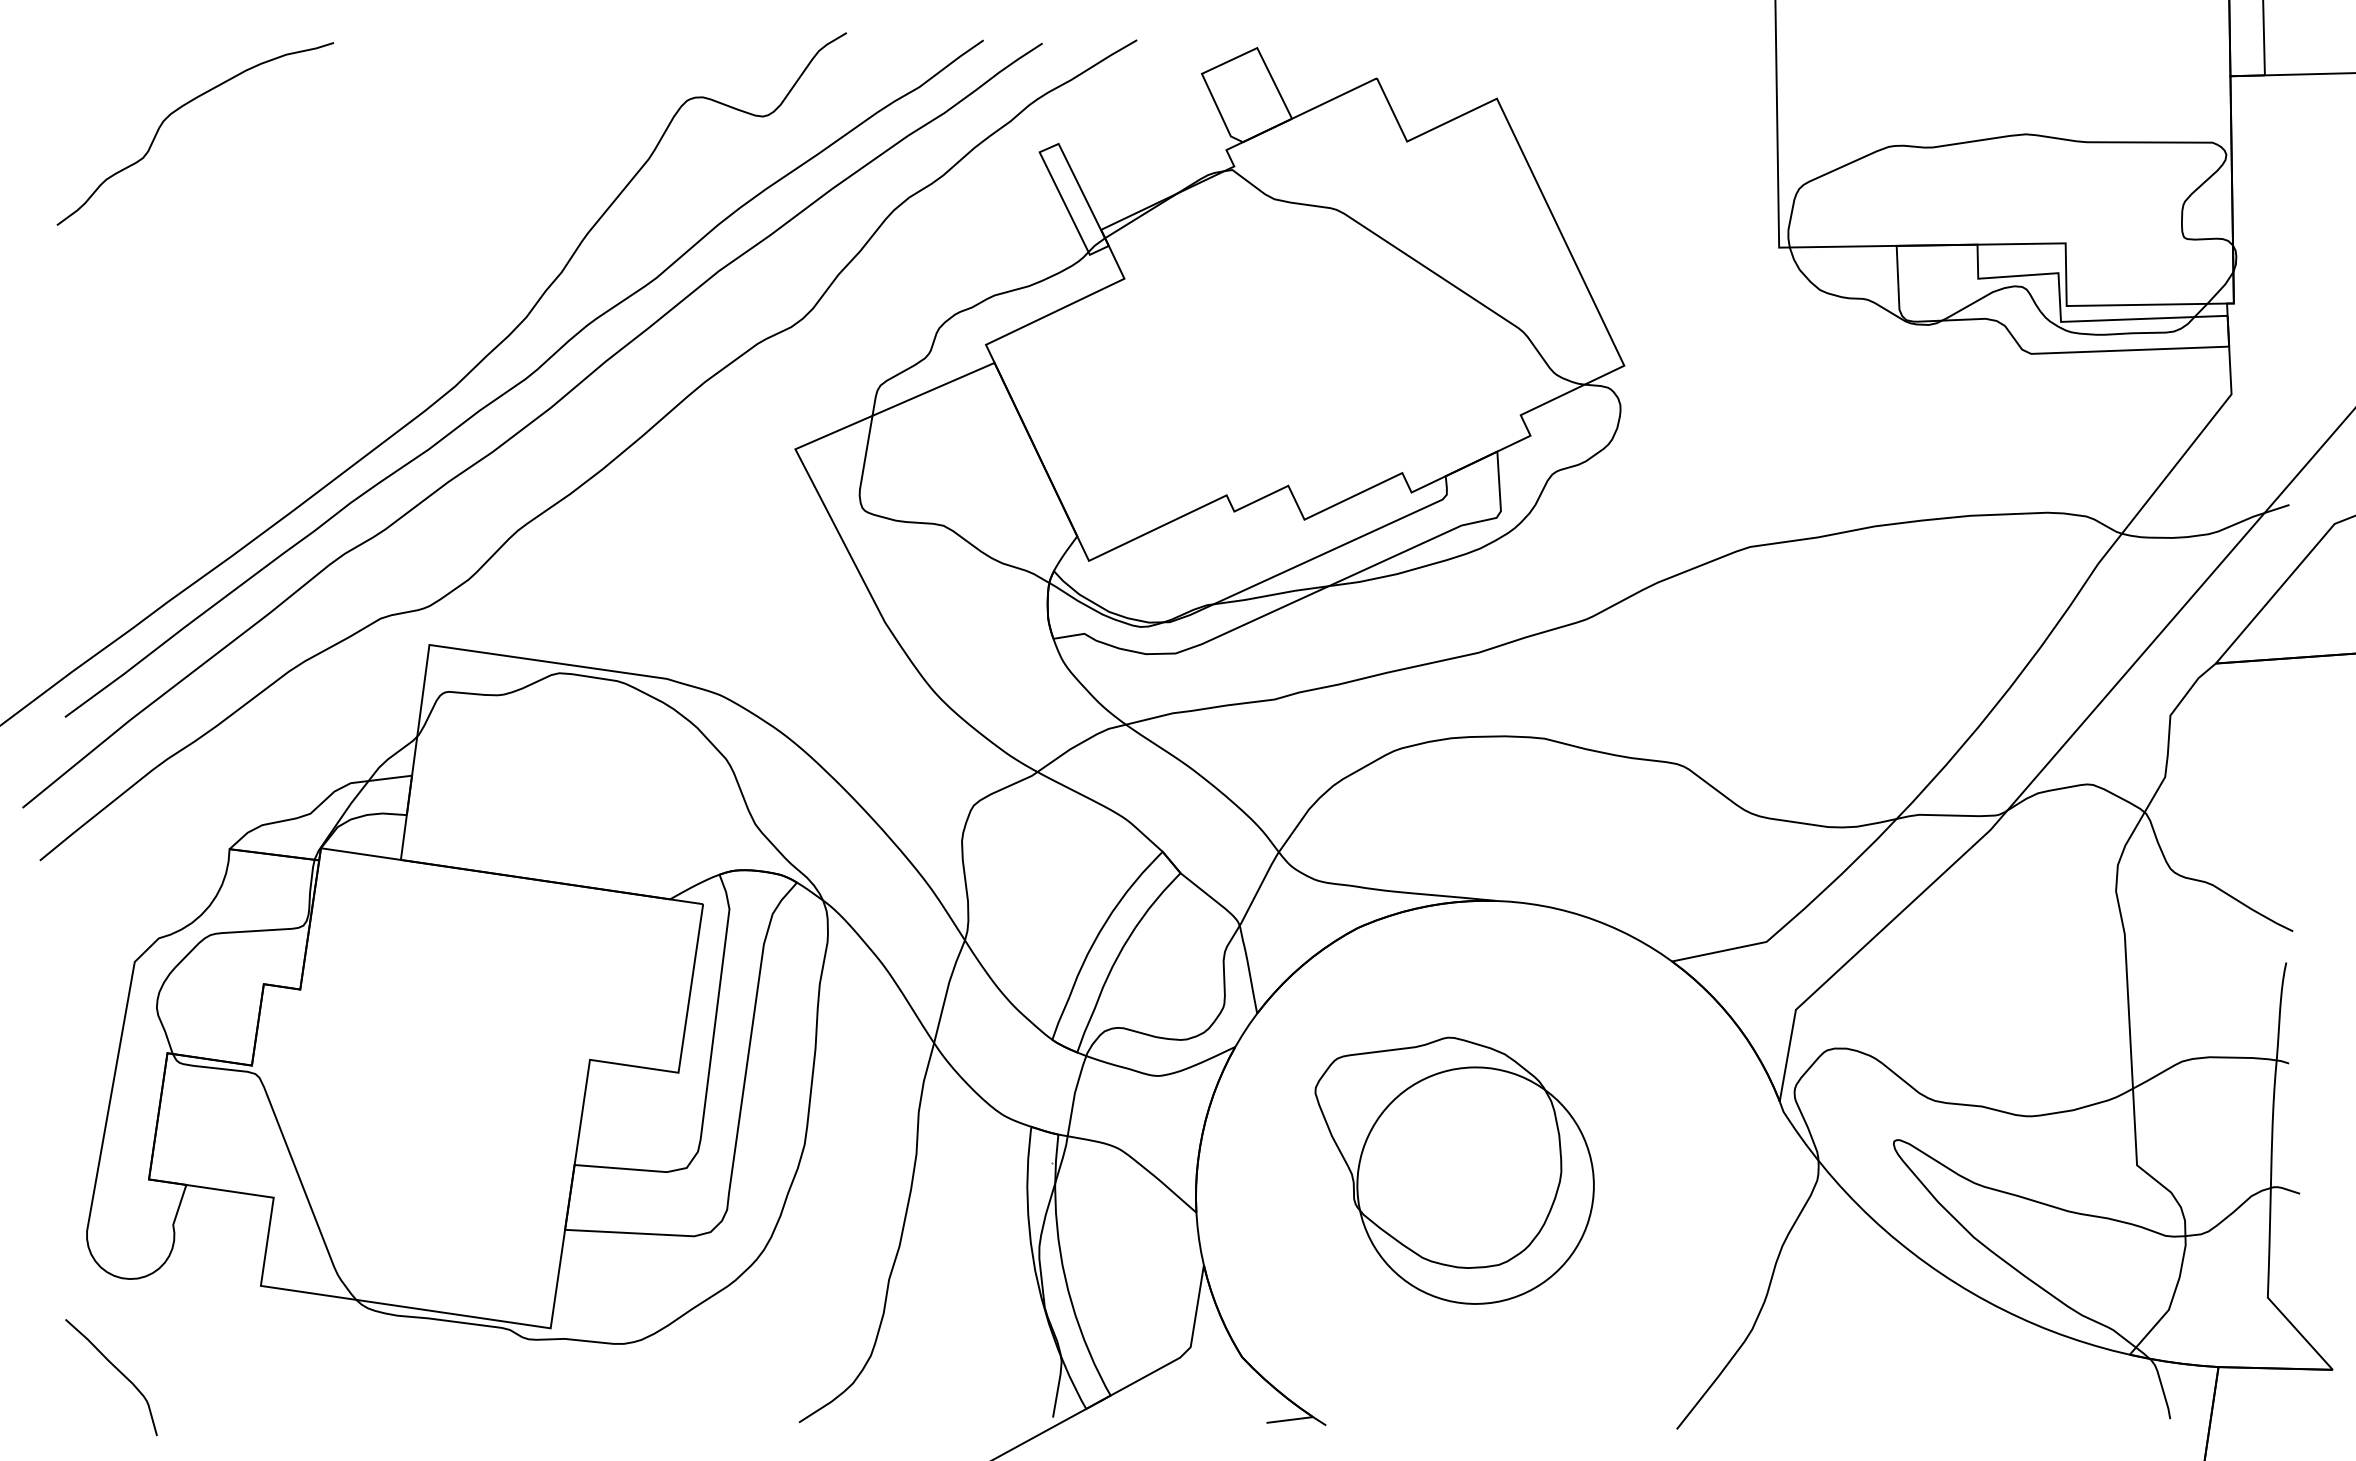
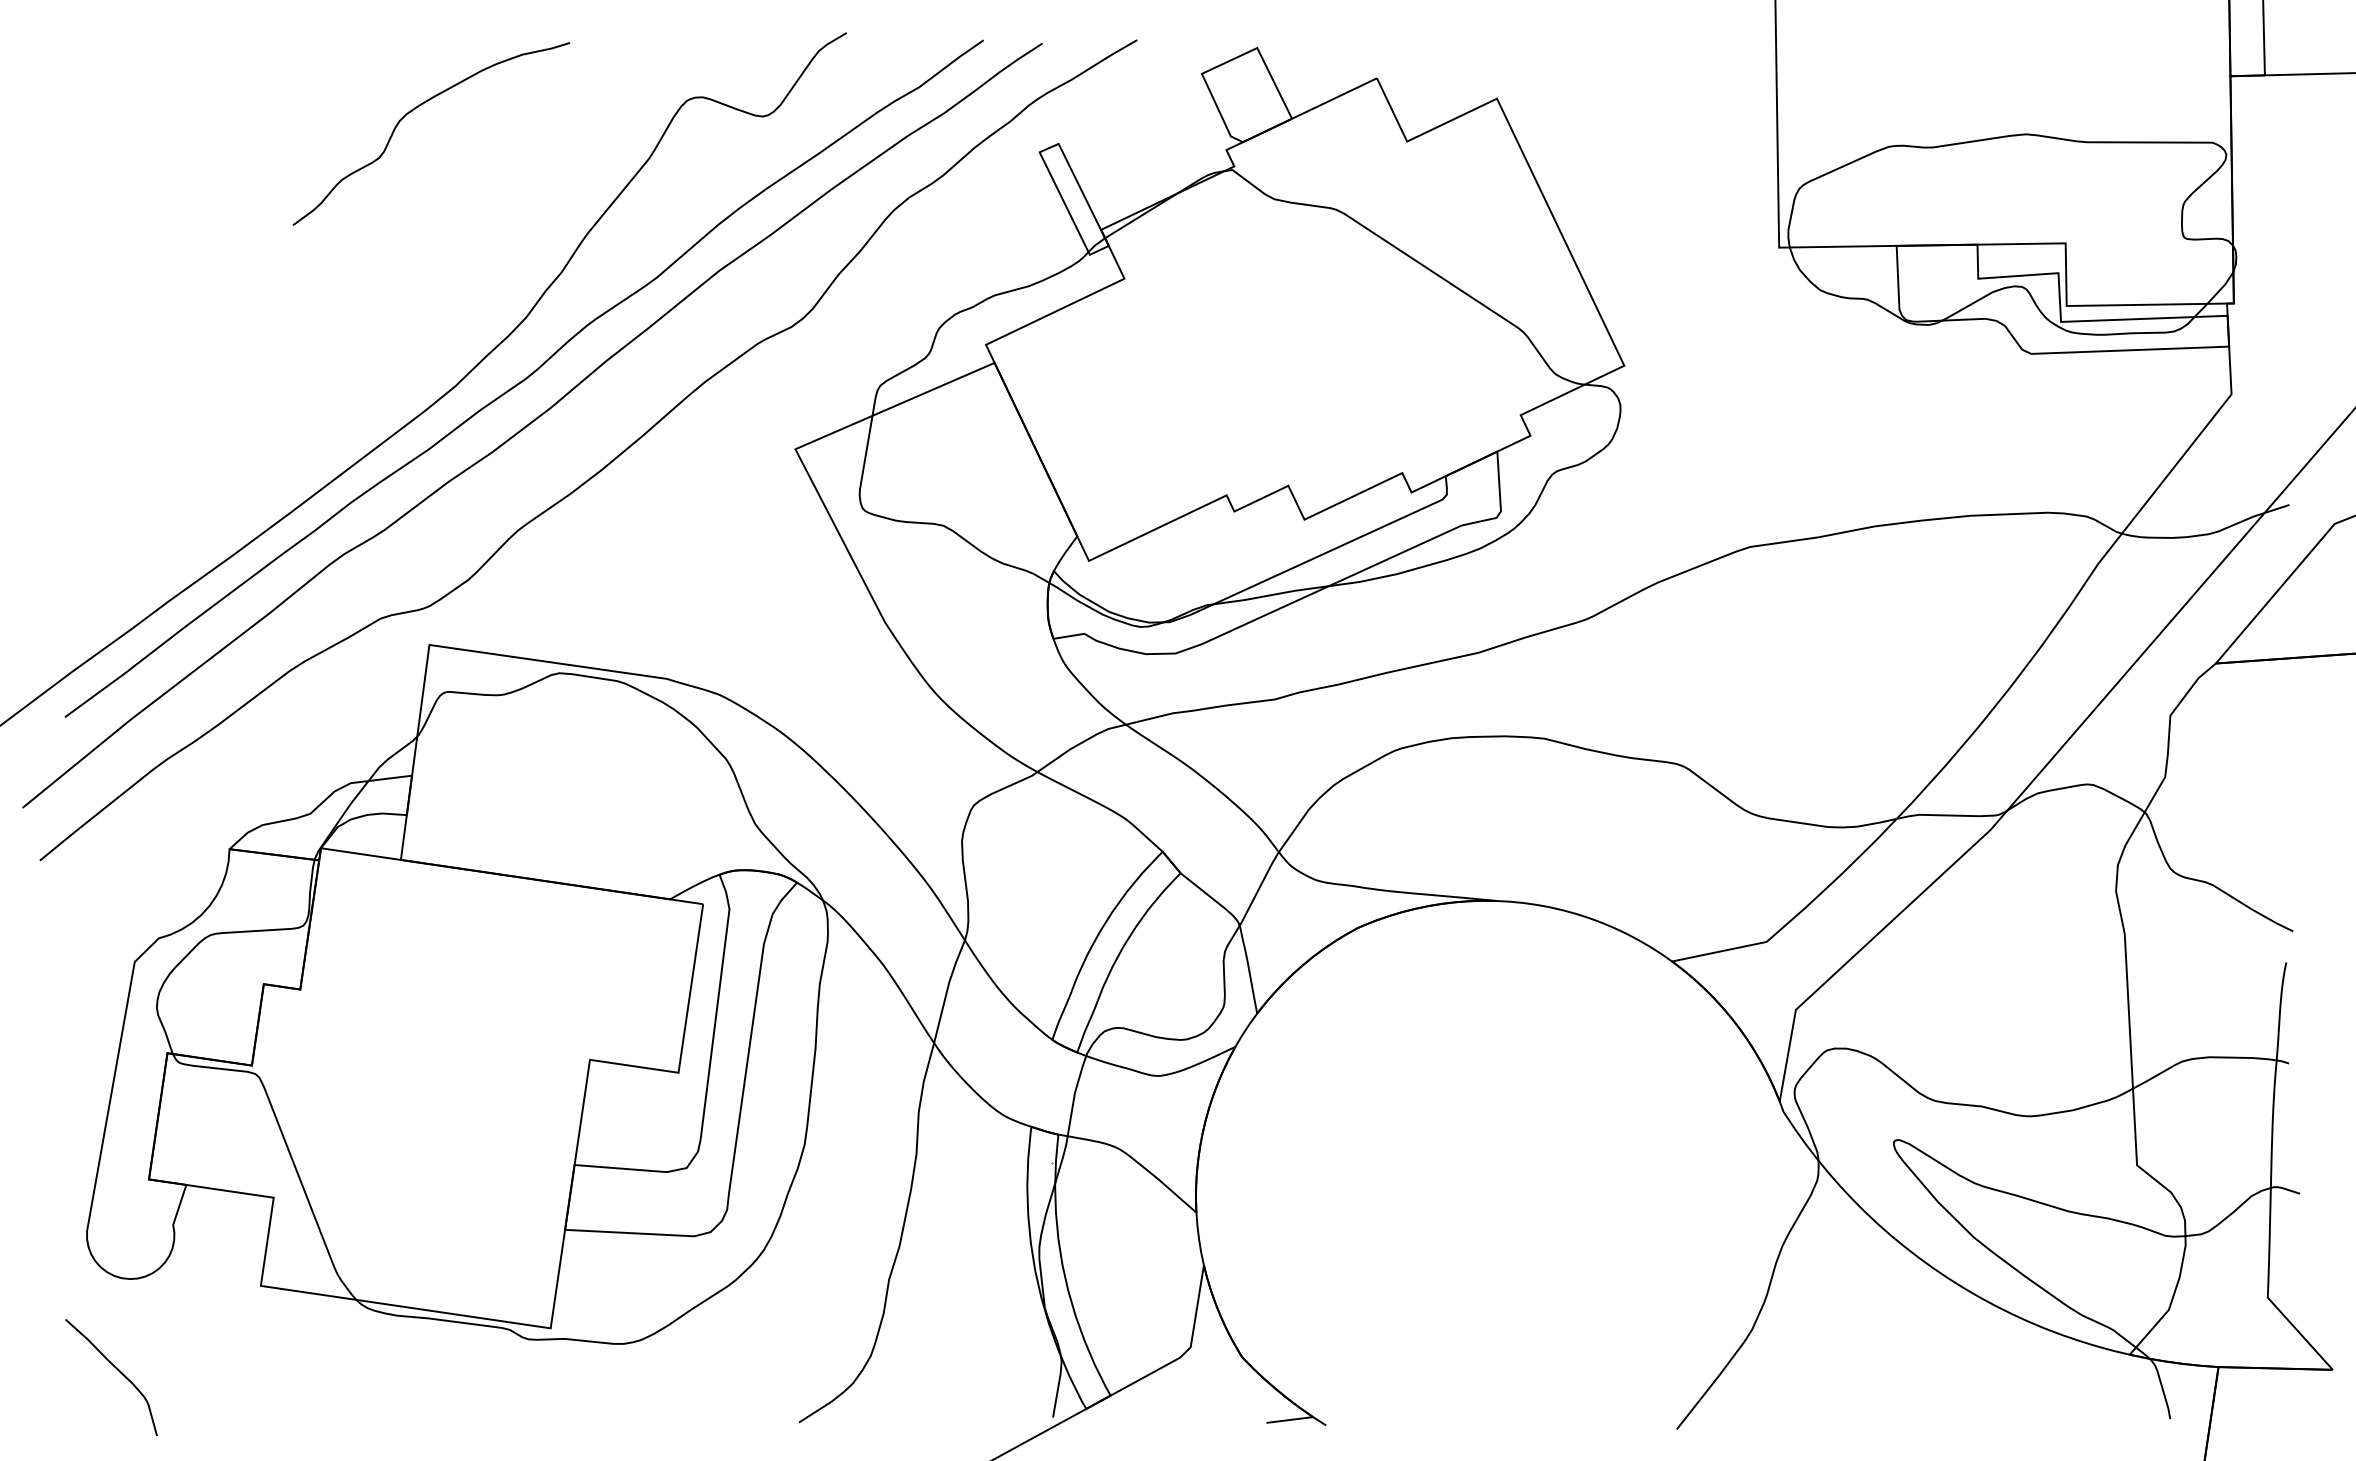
curve position: (179, 109) -> (415, 109) (415, 109)
part: present -> none (1454, 1170)
